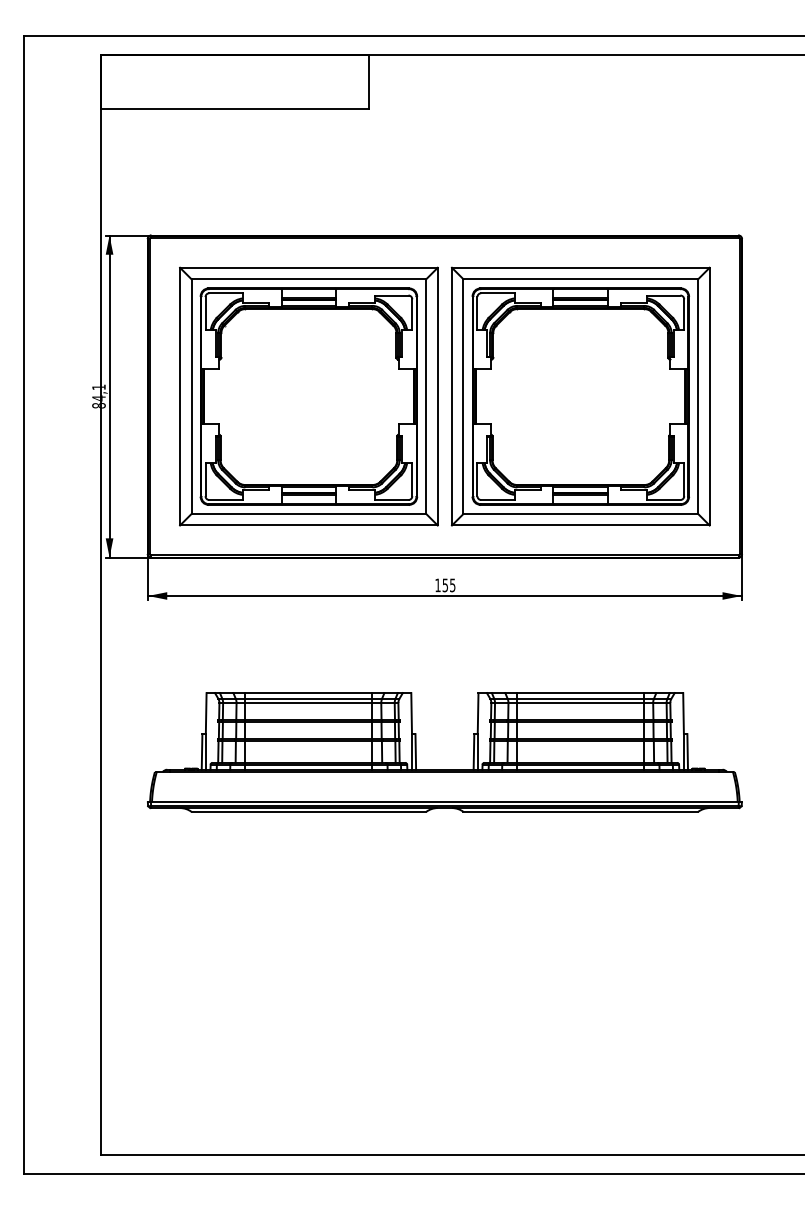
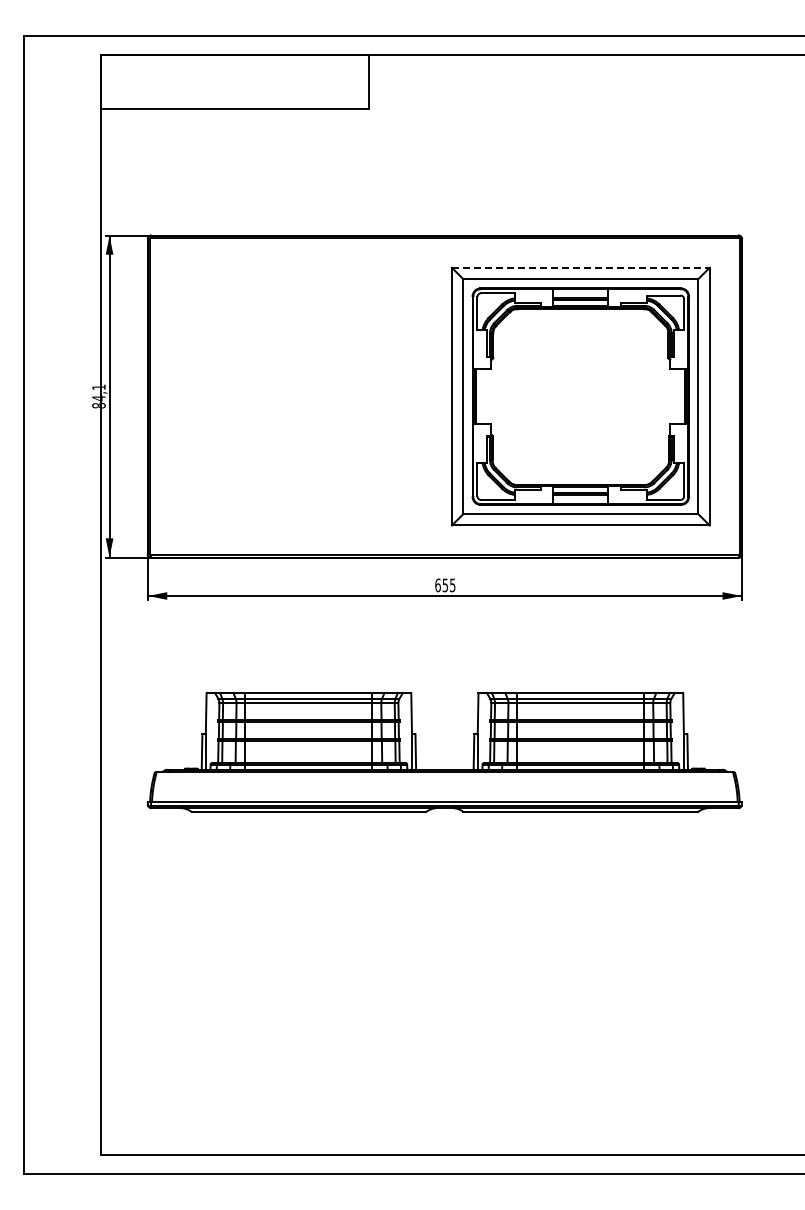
line: solid -> dashed (580, 267)
part: present -> none (308, 396)
text: 155 -> 655 (437, 585)
